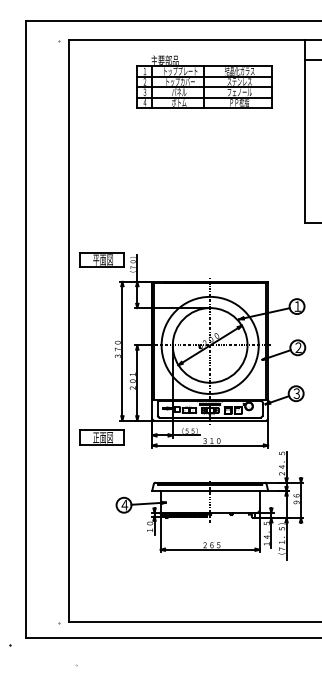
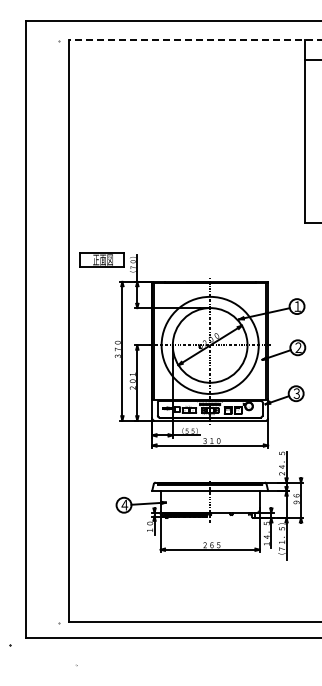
line: solid -> dashed (194, 40)
part: present -> none (204, 81)
text: 平面図 -> 正面図 (96, 260)
part: present -> none (101, 437)
